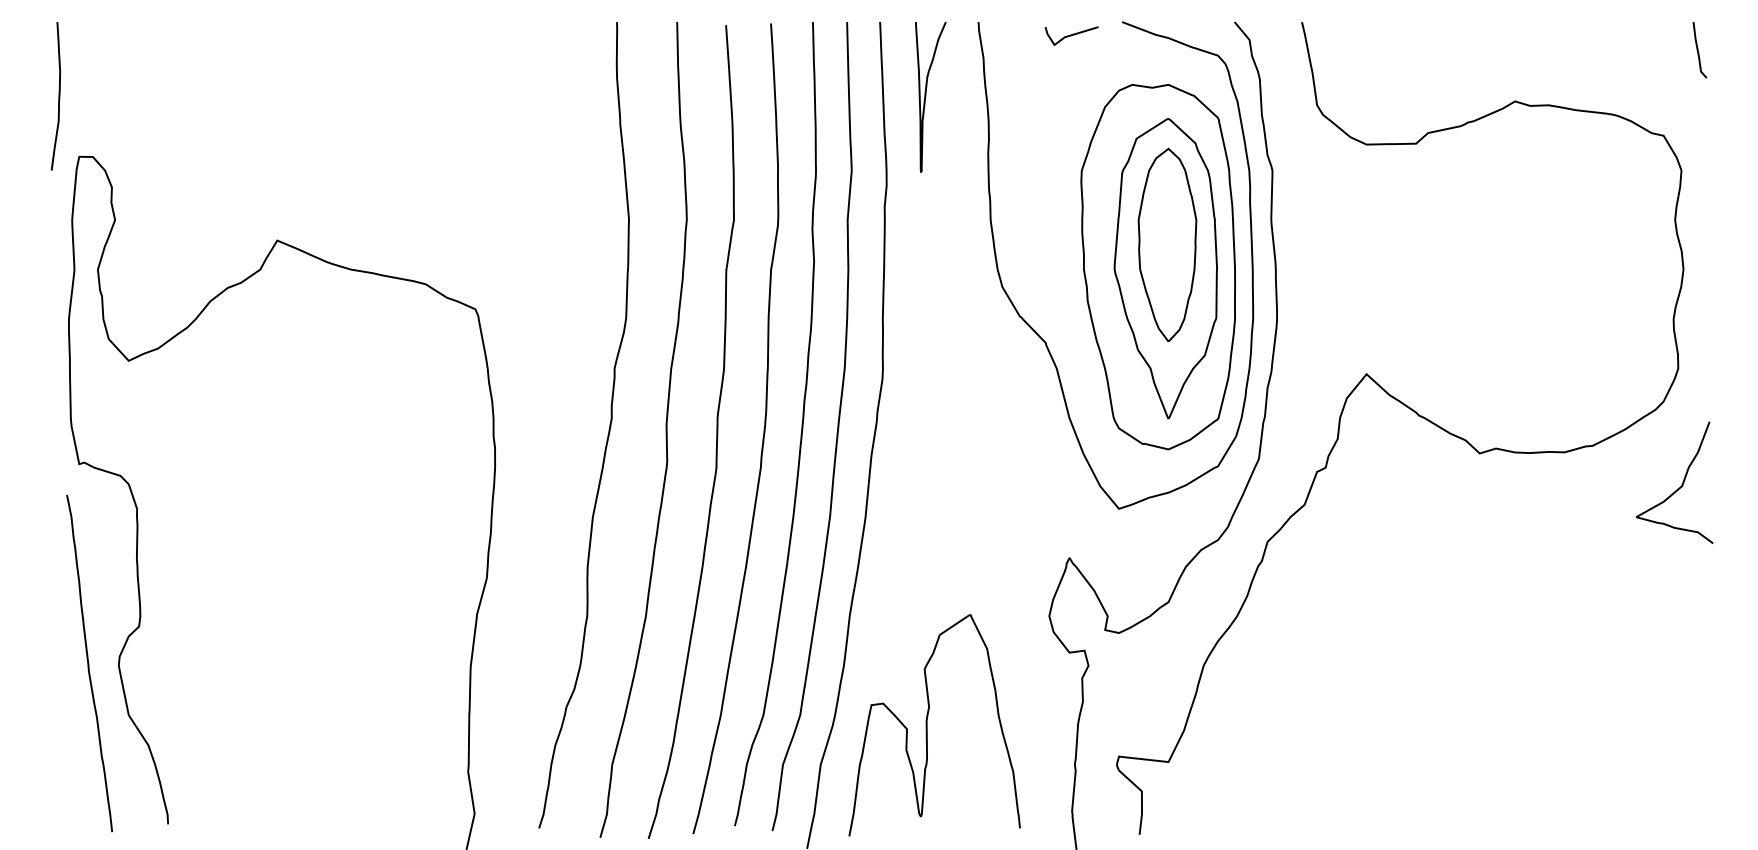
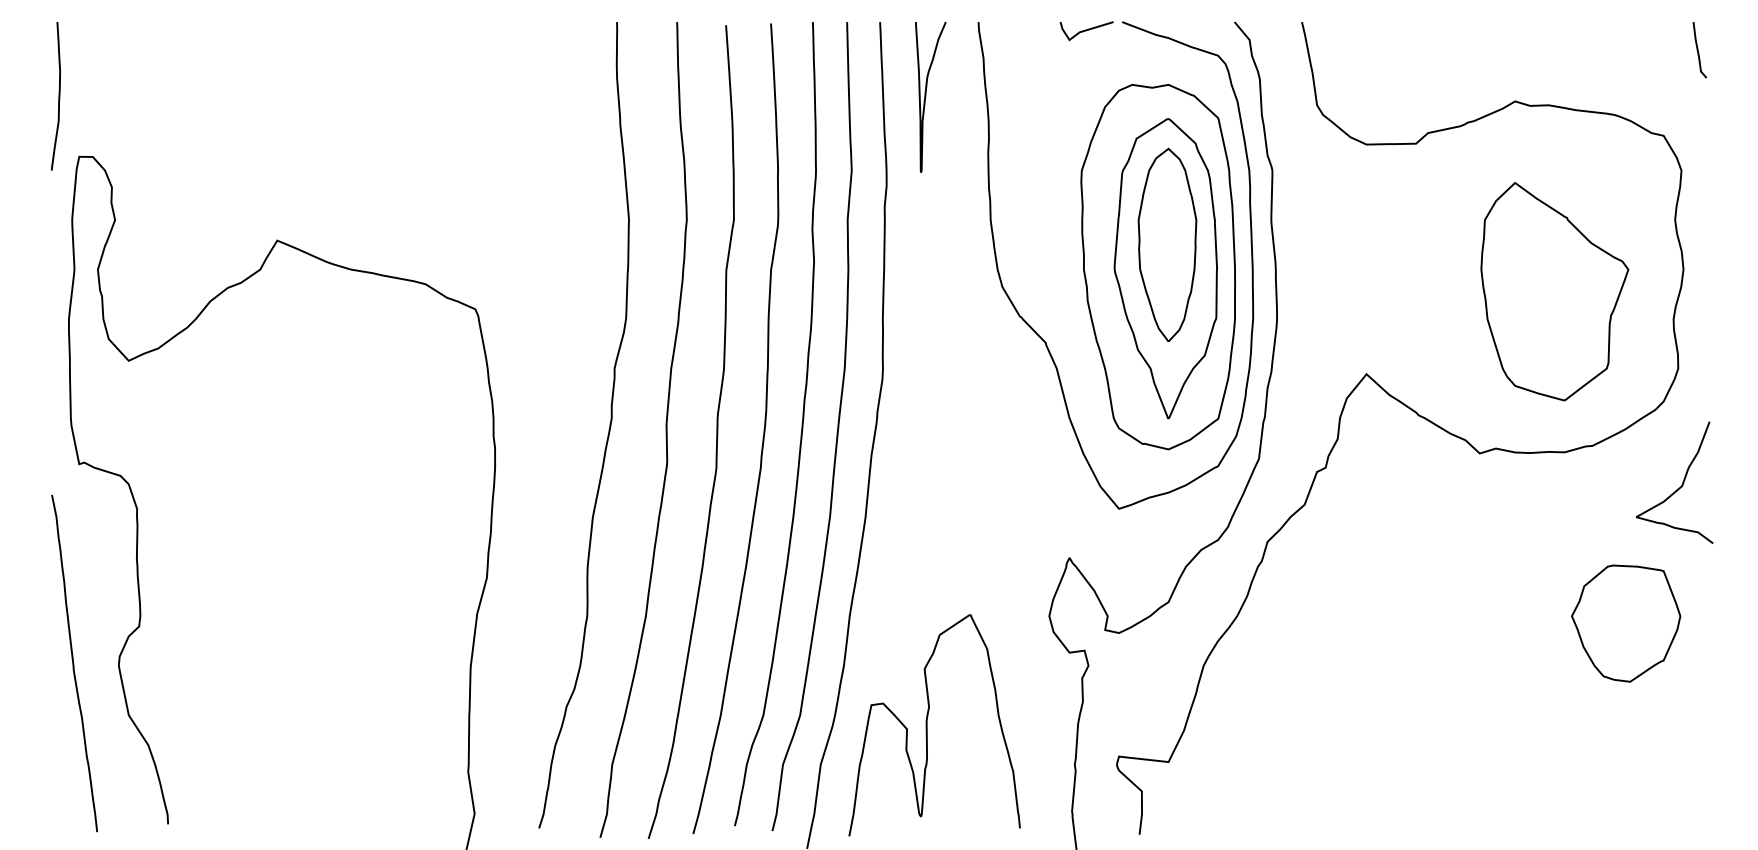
line position: (1071, 36) -> (1086, 31) (1086, 31)
part: none -> present (1554, 291)
part: none -> present (1626, 623)
curve position: (89, 663) -> (74, 663) (74, 663)
